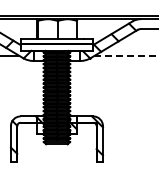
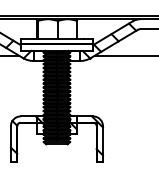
line: dashed -> solid (126, 55)
